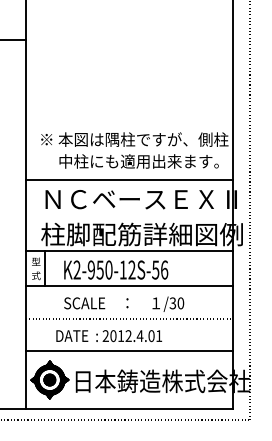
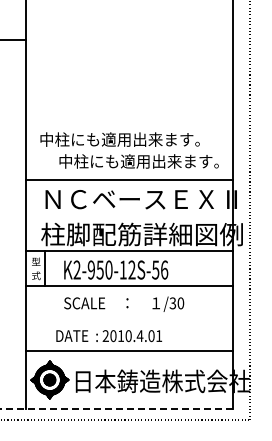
text: ※ 本図は隅柱ですが、側柱 -> 中柱にも適用出来ます。 (134, 139)
line: present -> none (129, 318)
text: 2012.4.01 -> 2010.4.01 (128, 336)
line: solid -> dashed (116, 408)
